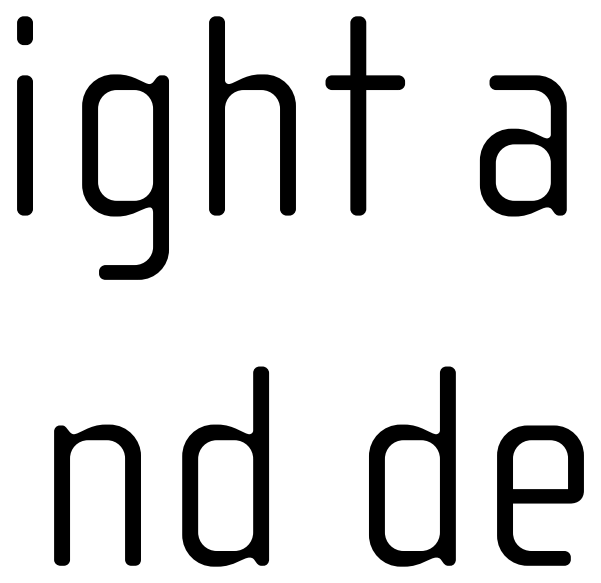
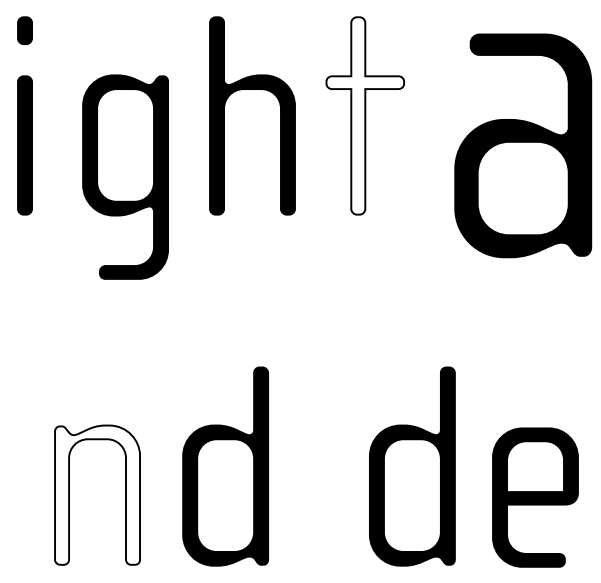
fill: present -> none (365, 115)
part size: 87x142 px -> 139x226 px (523, 145)
fill: present -> none (97, 494)
part position: (540, 495) -> (535, 497) (535, 497)
